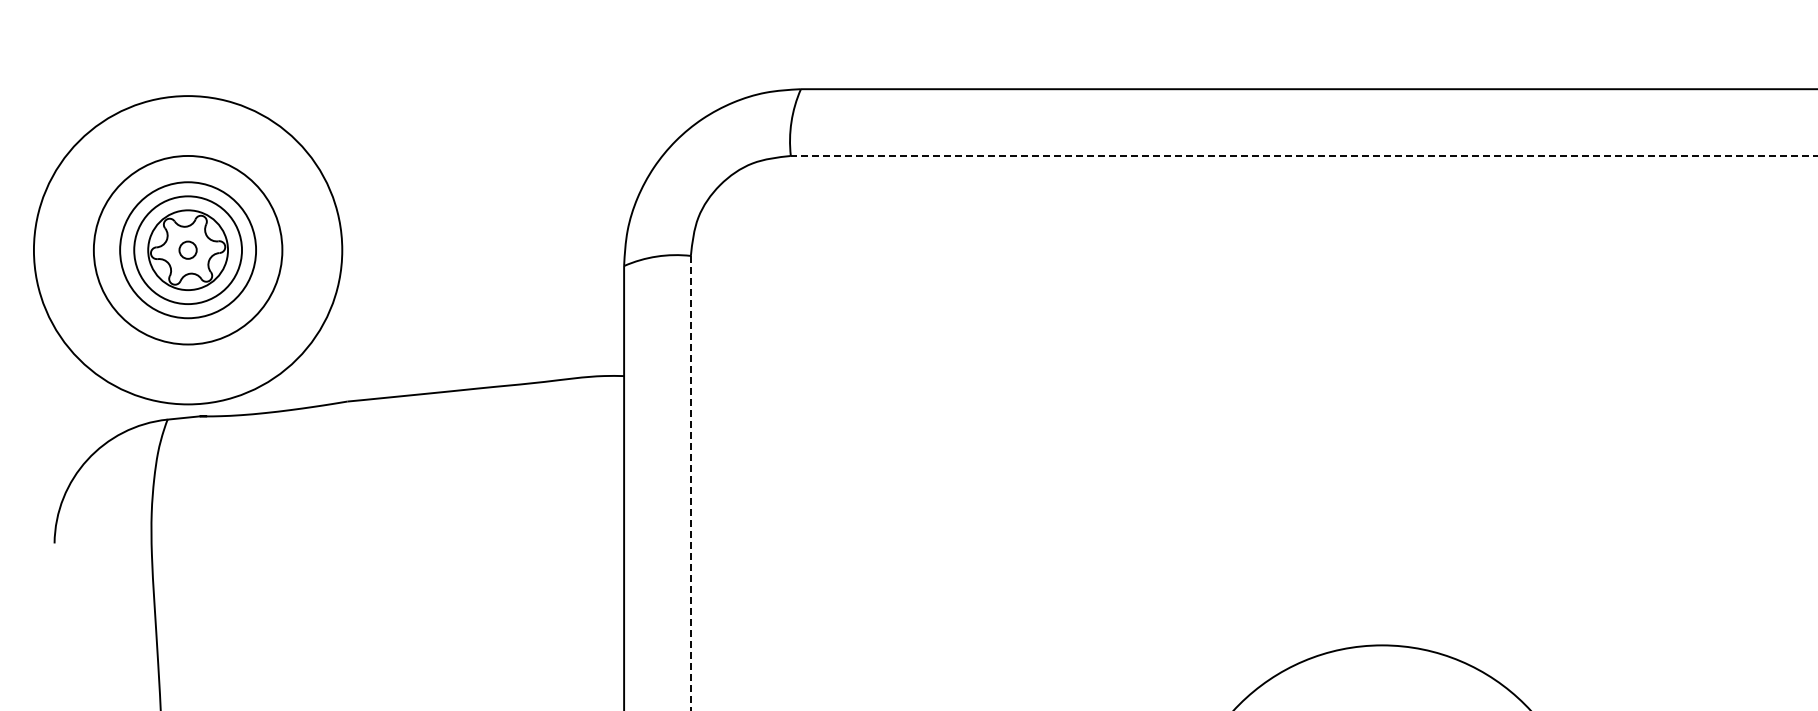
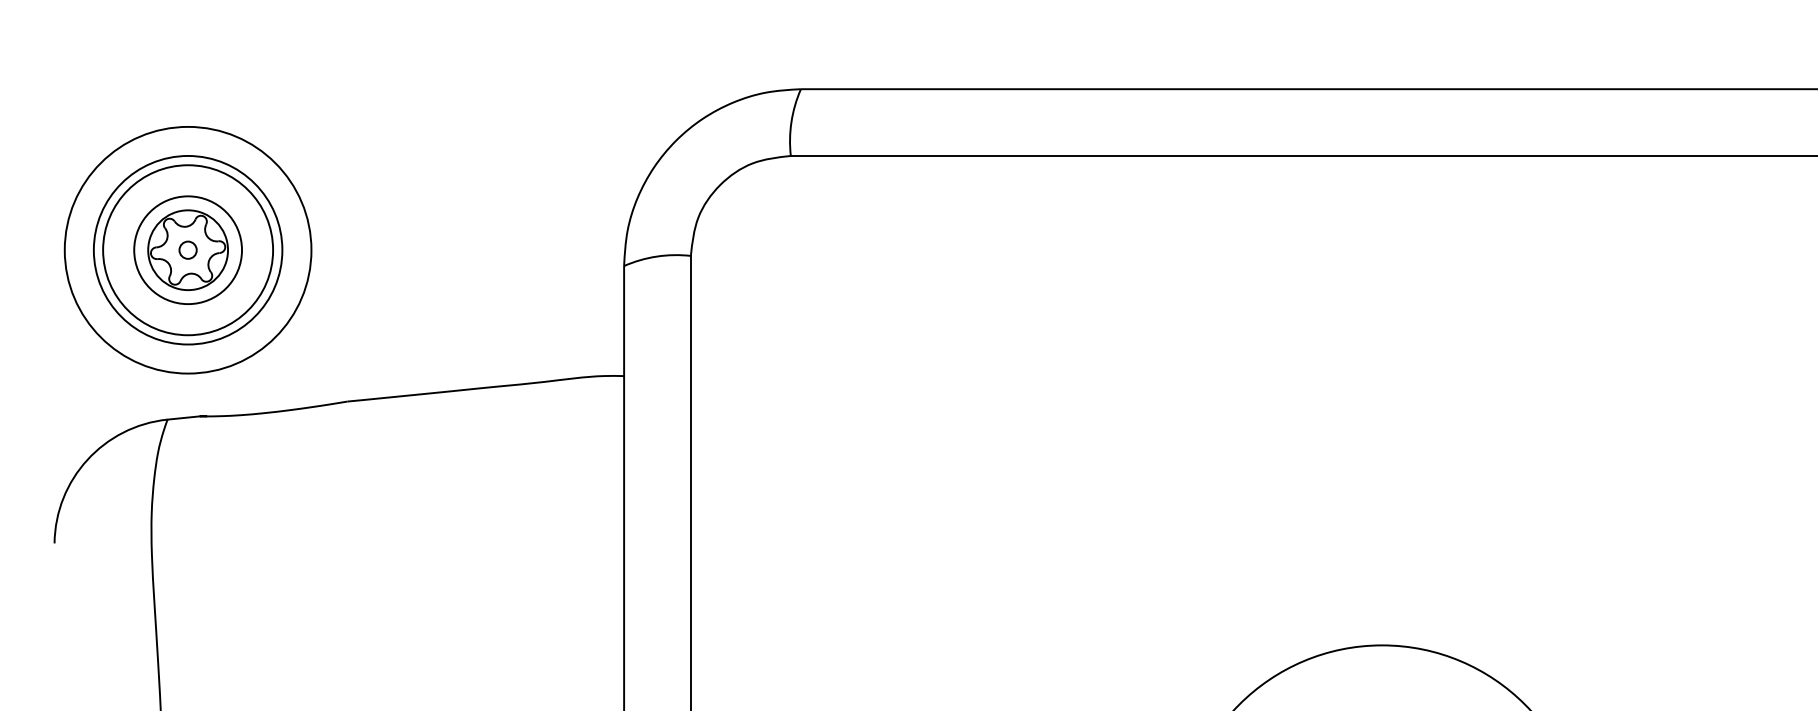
line: dashed -> solid (1303, 155)
circle diameter: 308 px -> 247 px (187, 249)
circle diameter: 136 px -> 170 px (188, 250)
line: dashed -> solid (690, 483)
